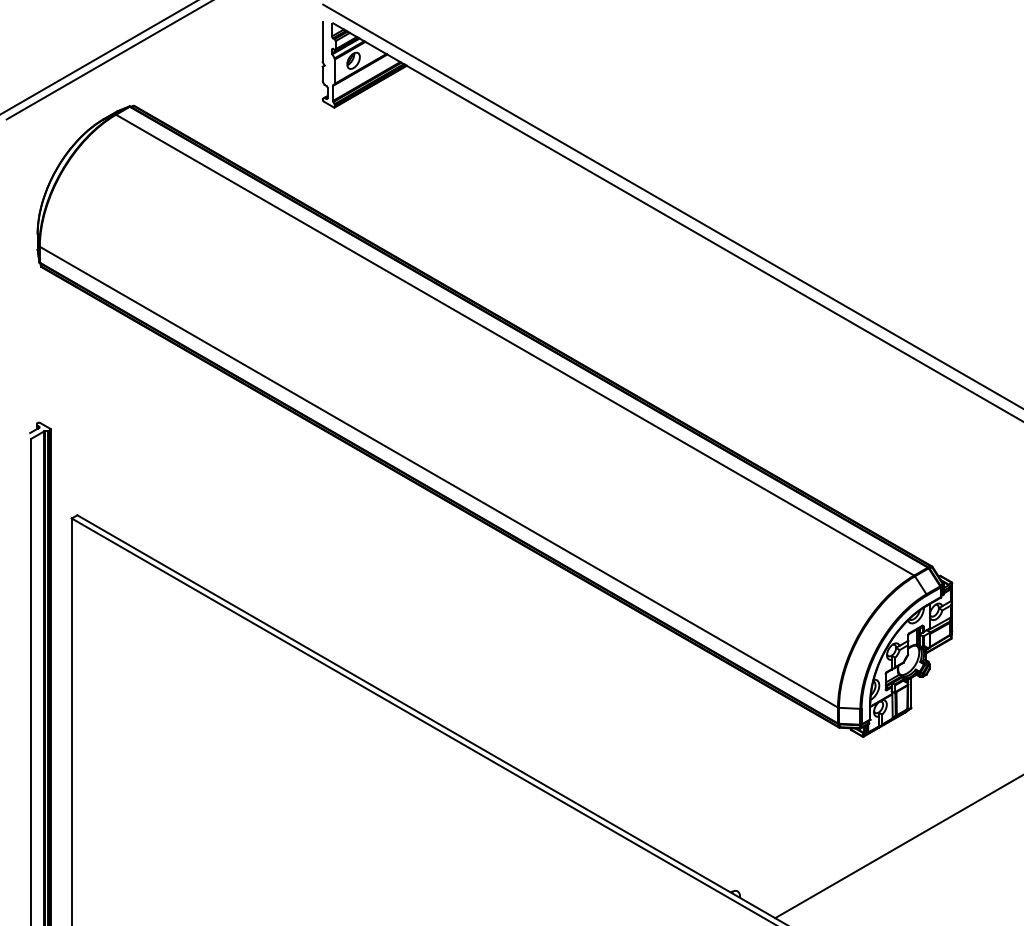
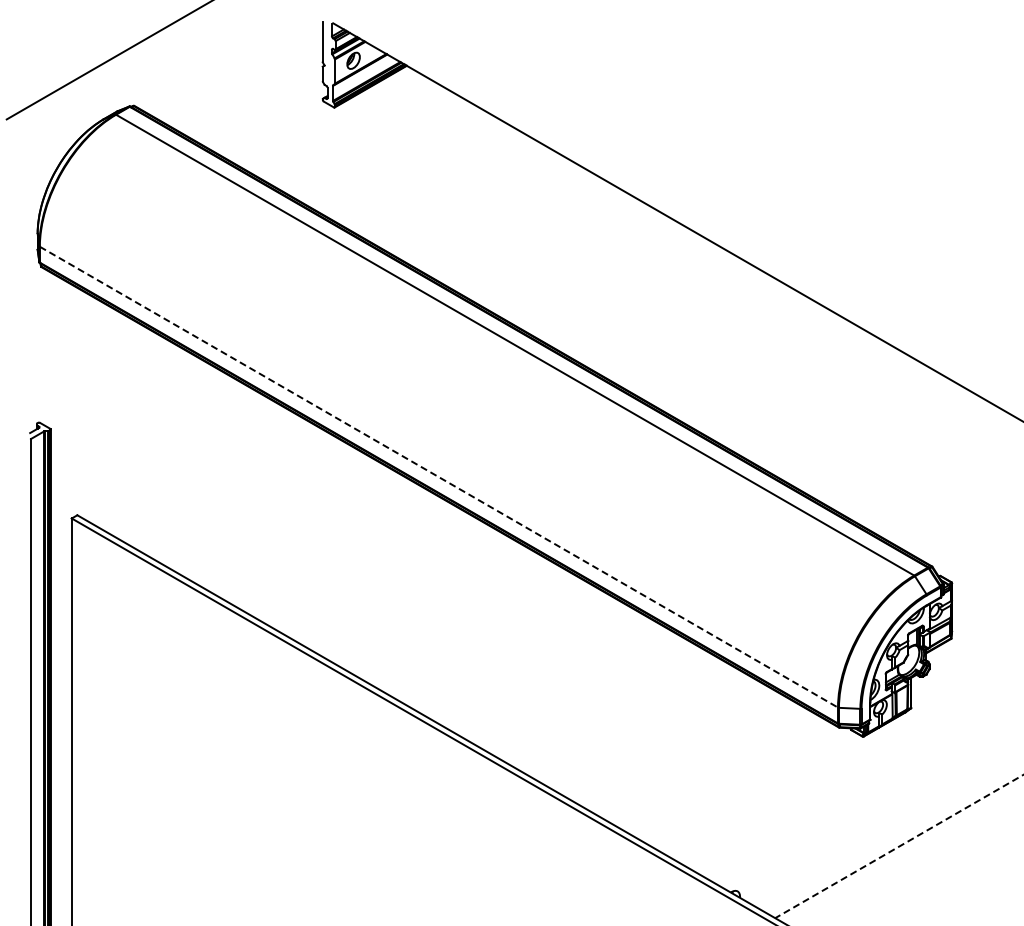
line: present -> none (98, 57)
line: present -> none (671, 205)
line: solid -> dashed (438, 477)
line: solid -> dashed (899, 846)
